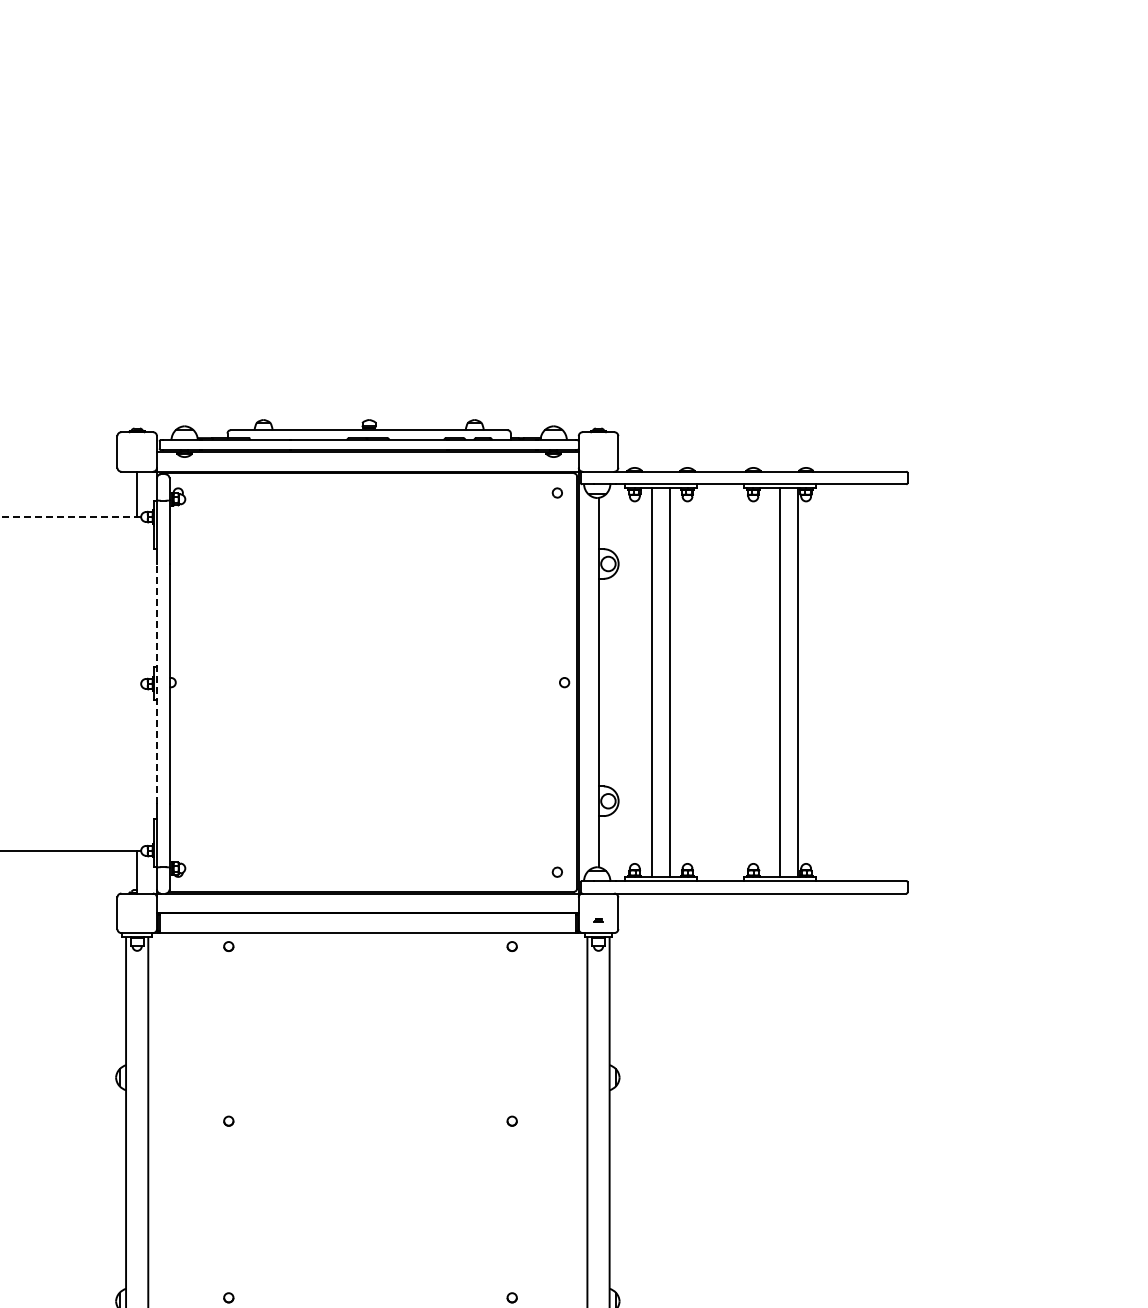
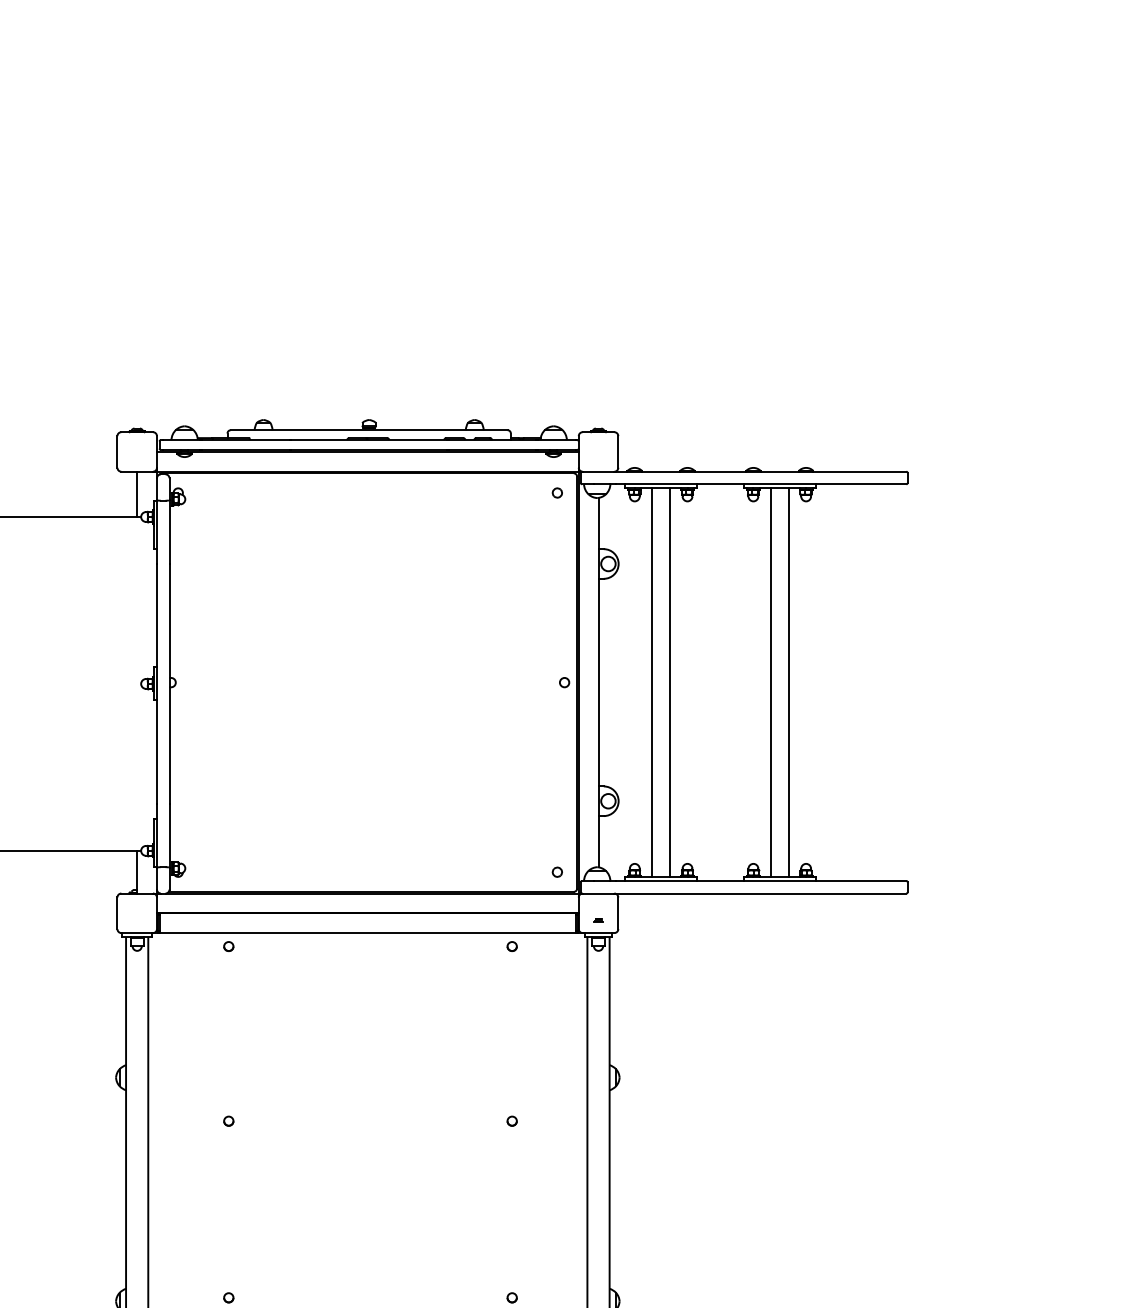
line: dashed -> solid (70, 517)
line position: (779, 682) -> (770, 682) (770, 682)
line position: (797, 682) -> (788, 682) (788, 682)
line: dashed -> solid (156, 683)
